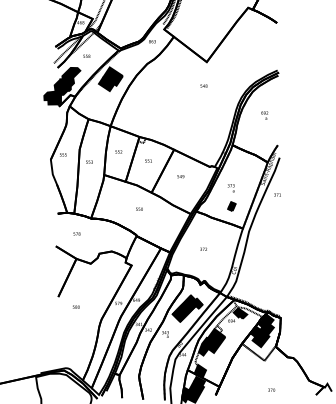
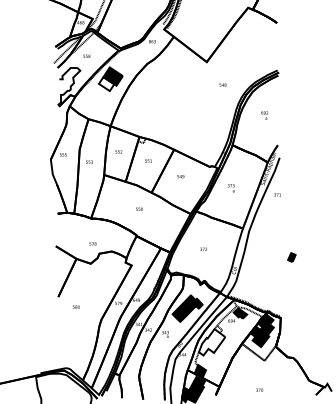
fill: present -> none (106, 84)
text position: (203, 85) -> (222, 84) (222, 84)
fill: present -> none (61, 86)
part position: (231, 206) -> (291, 257) (291, 257)
text position: (76, 233) -> (92, 243) (92, 243)
fill: present -> none (211, 342)
text position: (271, 389) -> (259, 389) (259, 389)
